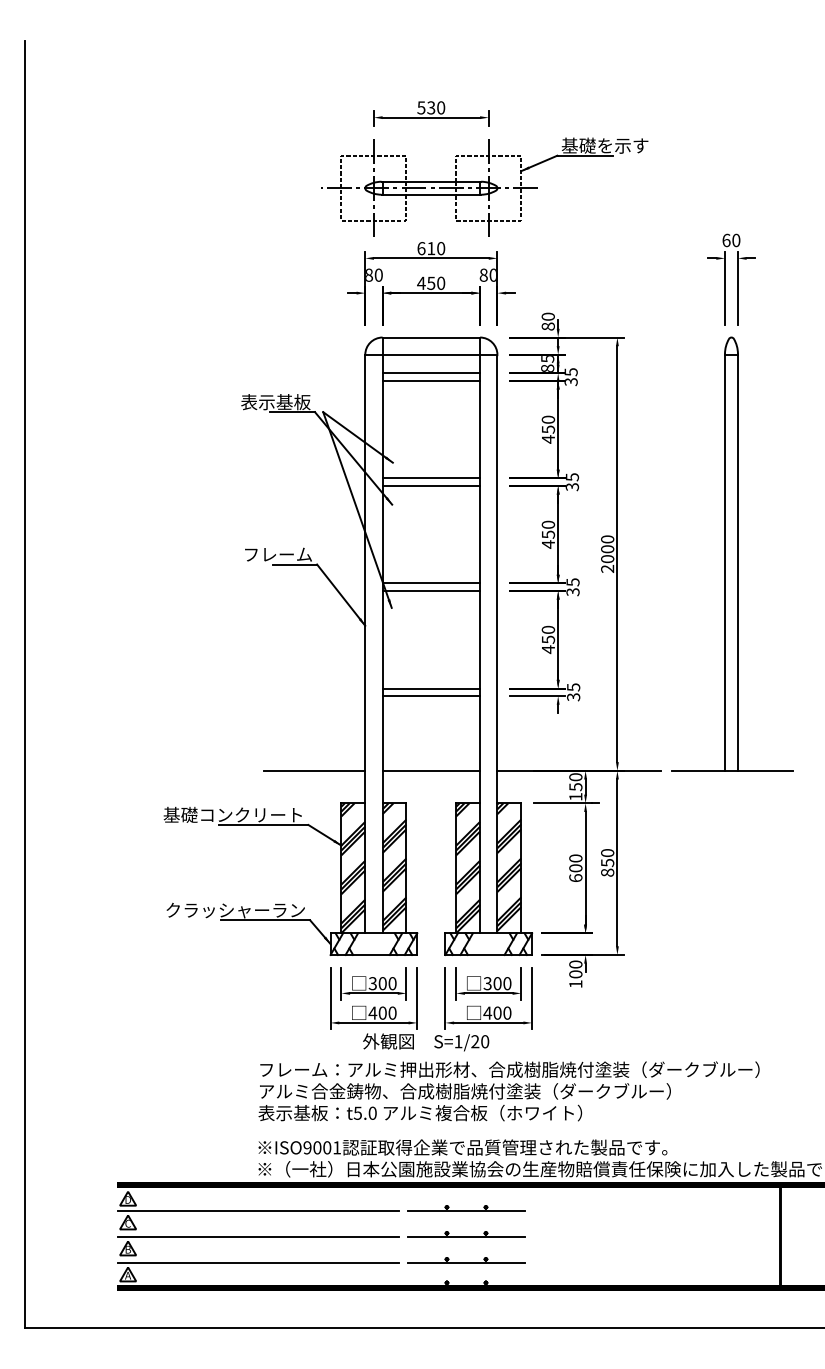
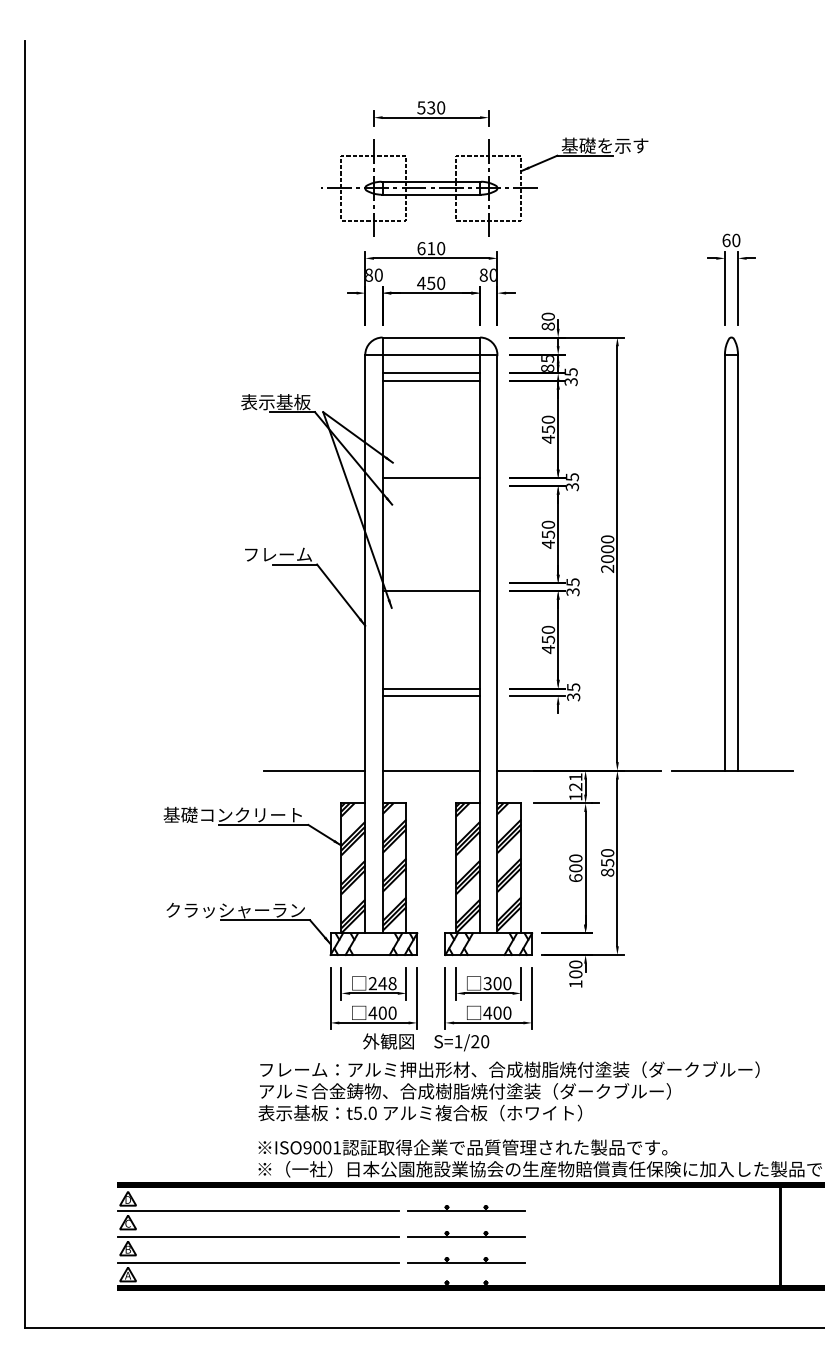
line: present -> none (431, 485)
line: present -> none (431, 583)
text: 150 -> 121 (575, 782)
text: 300 -> 248 (382, 983)
